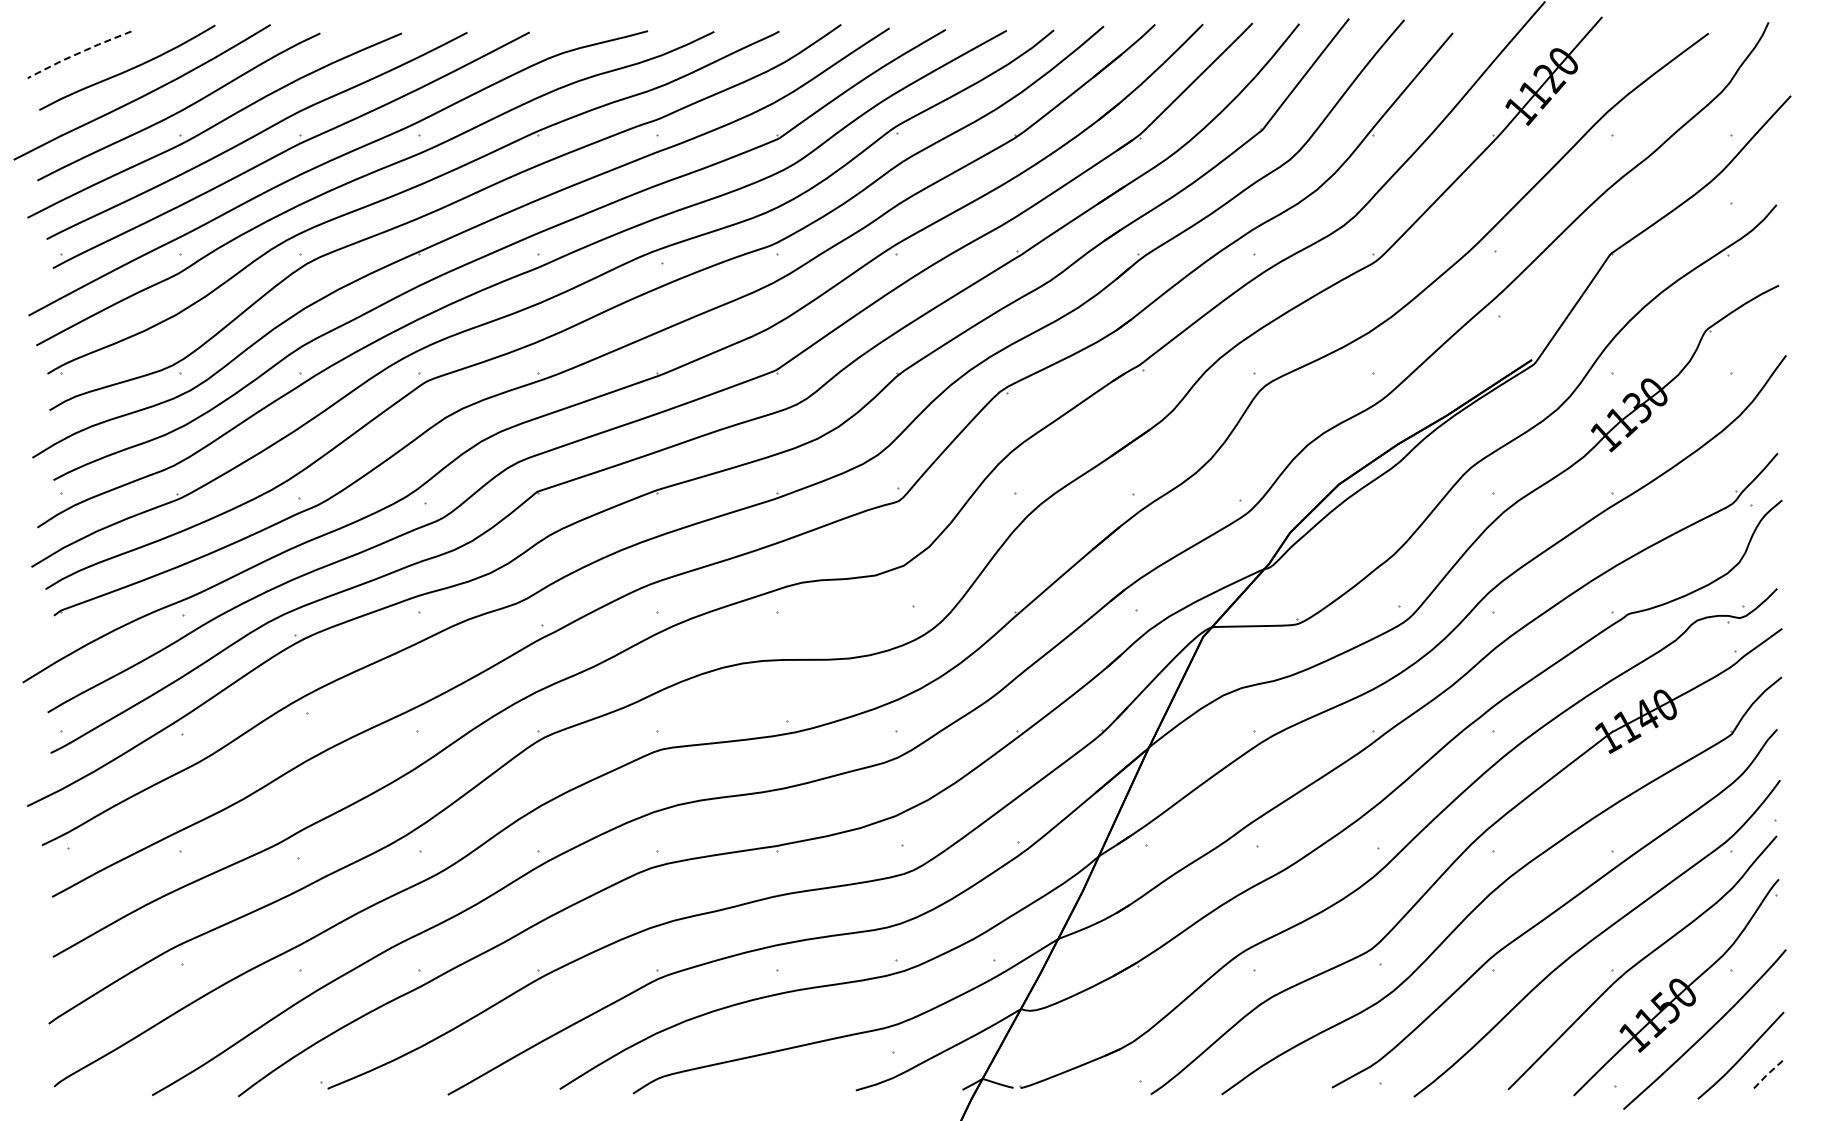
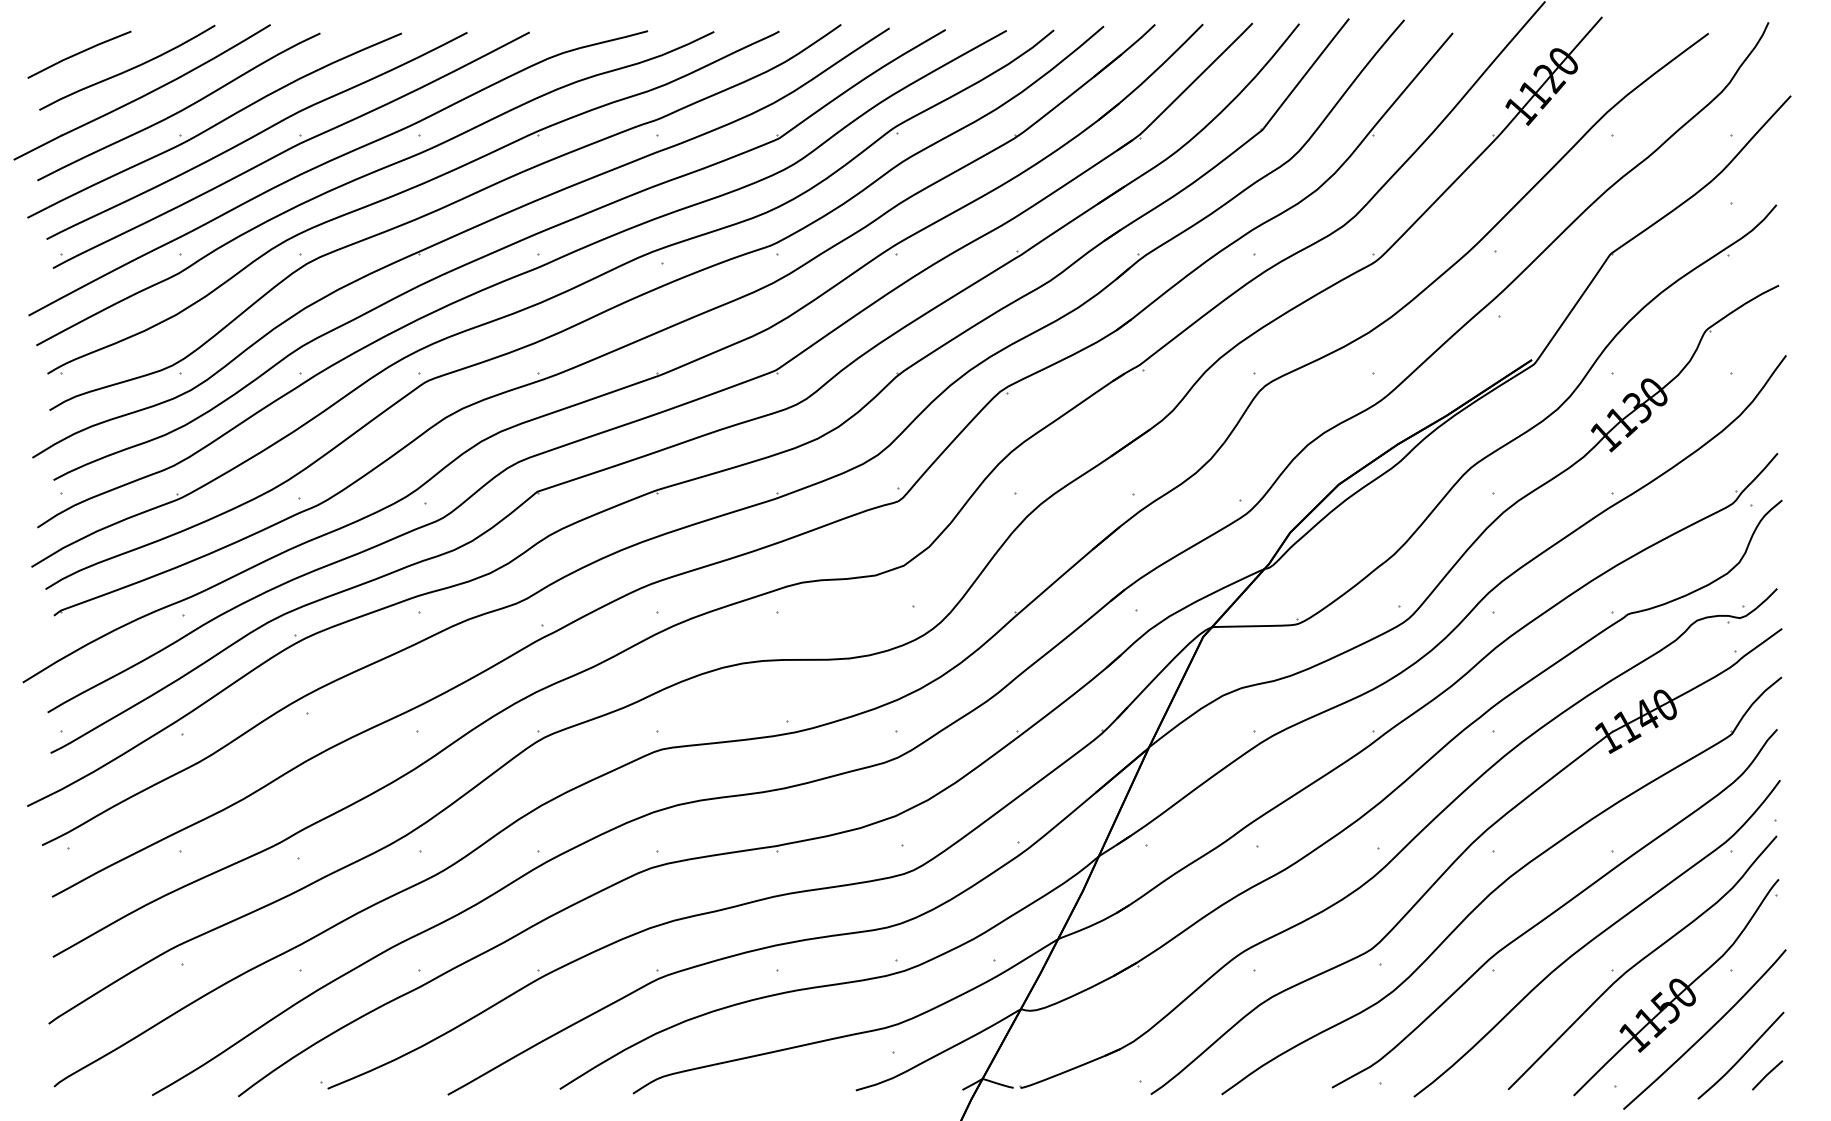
line: dashed -> solid (78, 53)
line: dashed -> solid (1766, 1075)
